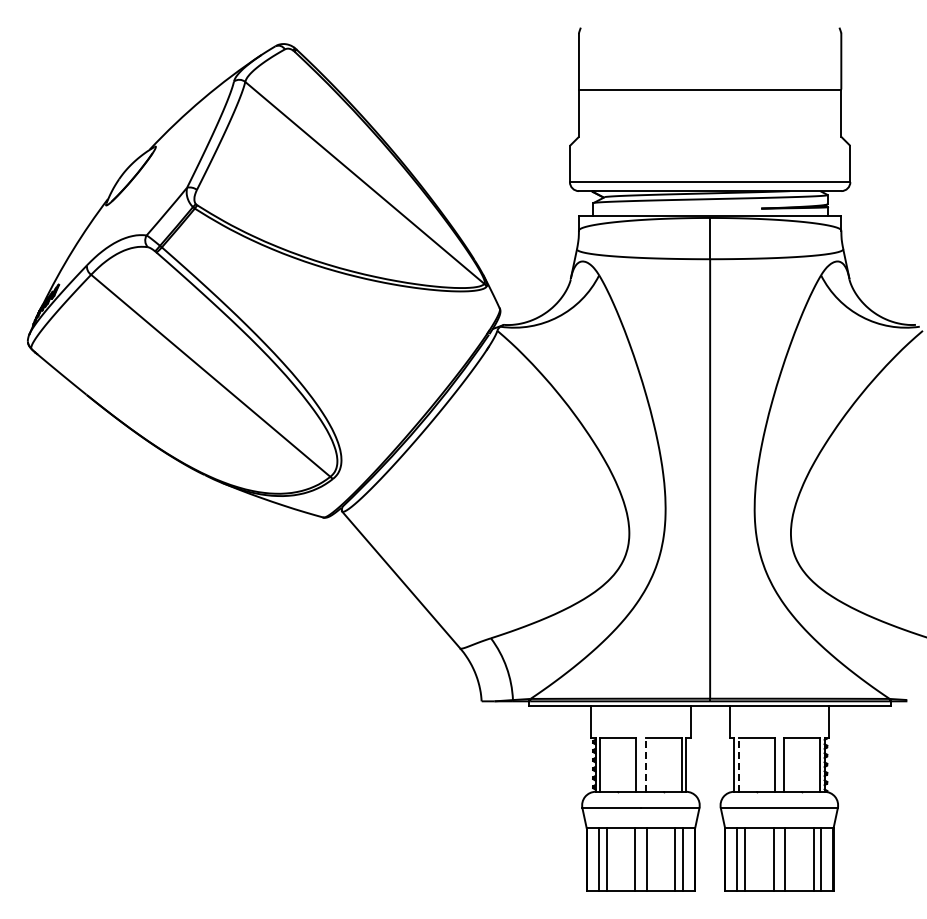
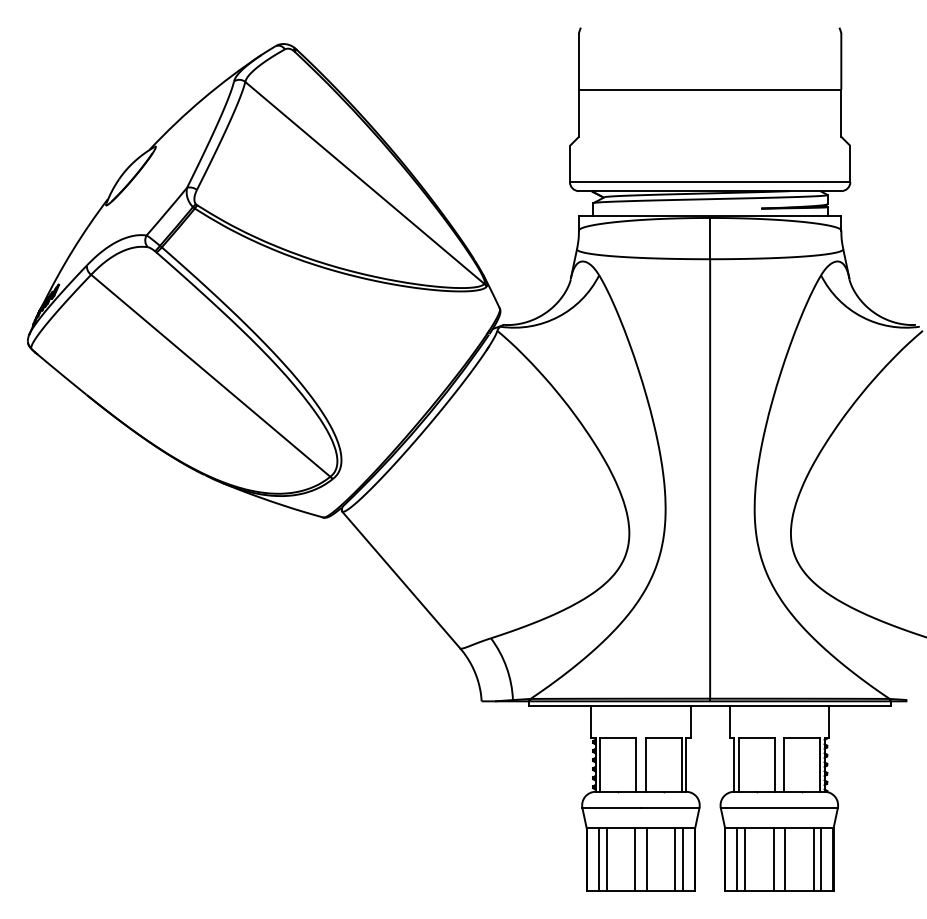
line: dashed -> solid (645, 764)
line: dashed -> solid (738, 764)
